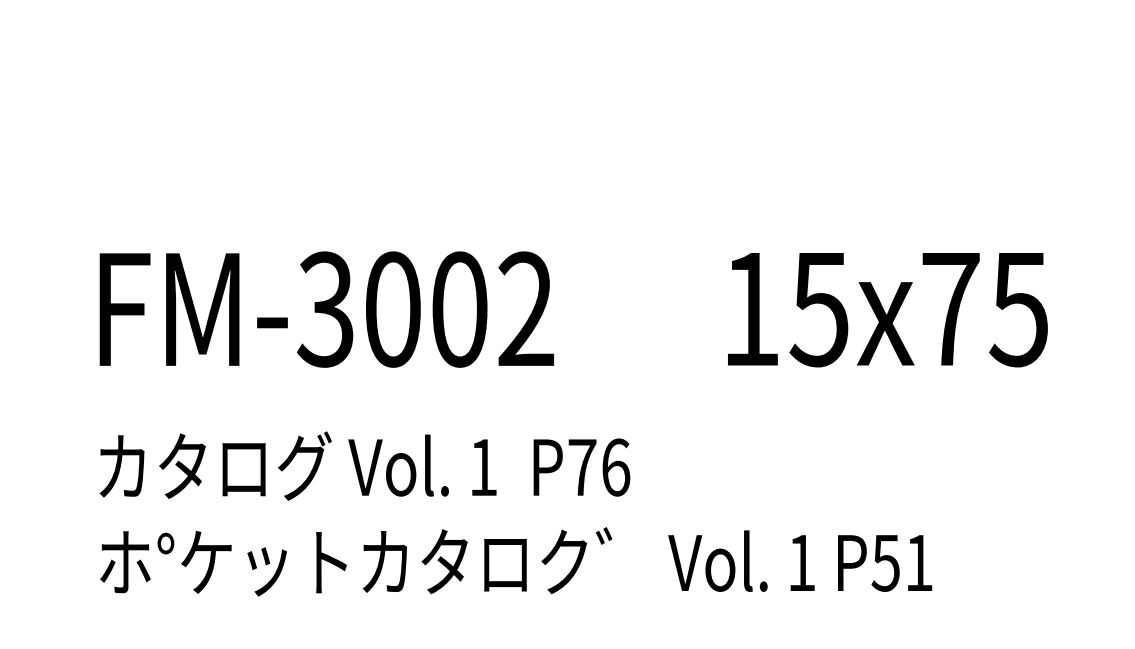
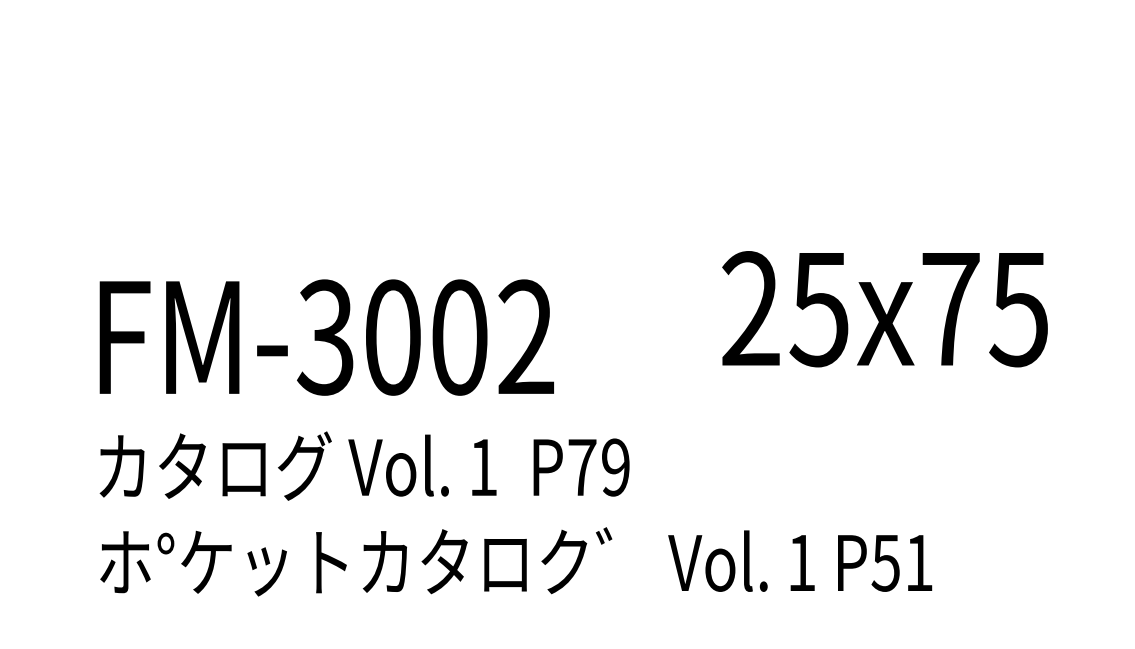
text: 15x75 -> 25x75 (750, 308)
text position: (326, 309) -> (326, 337) (326, 337)
text: P76 -> P79 (616, 467)
